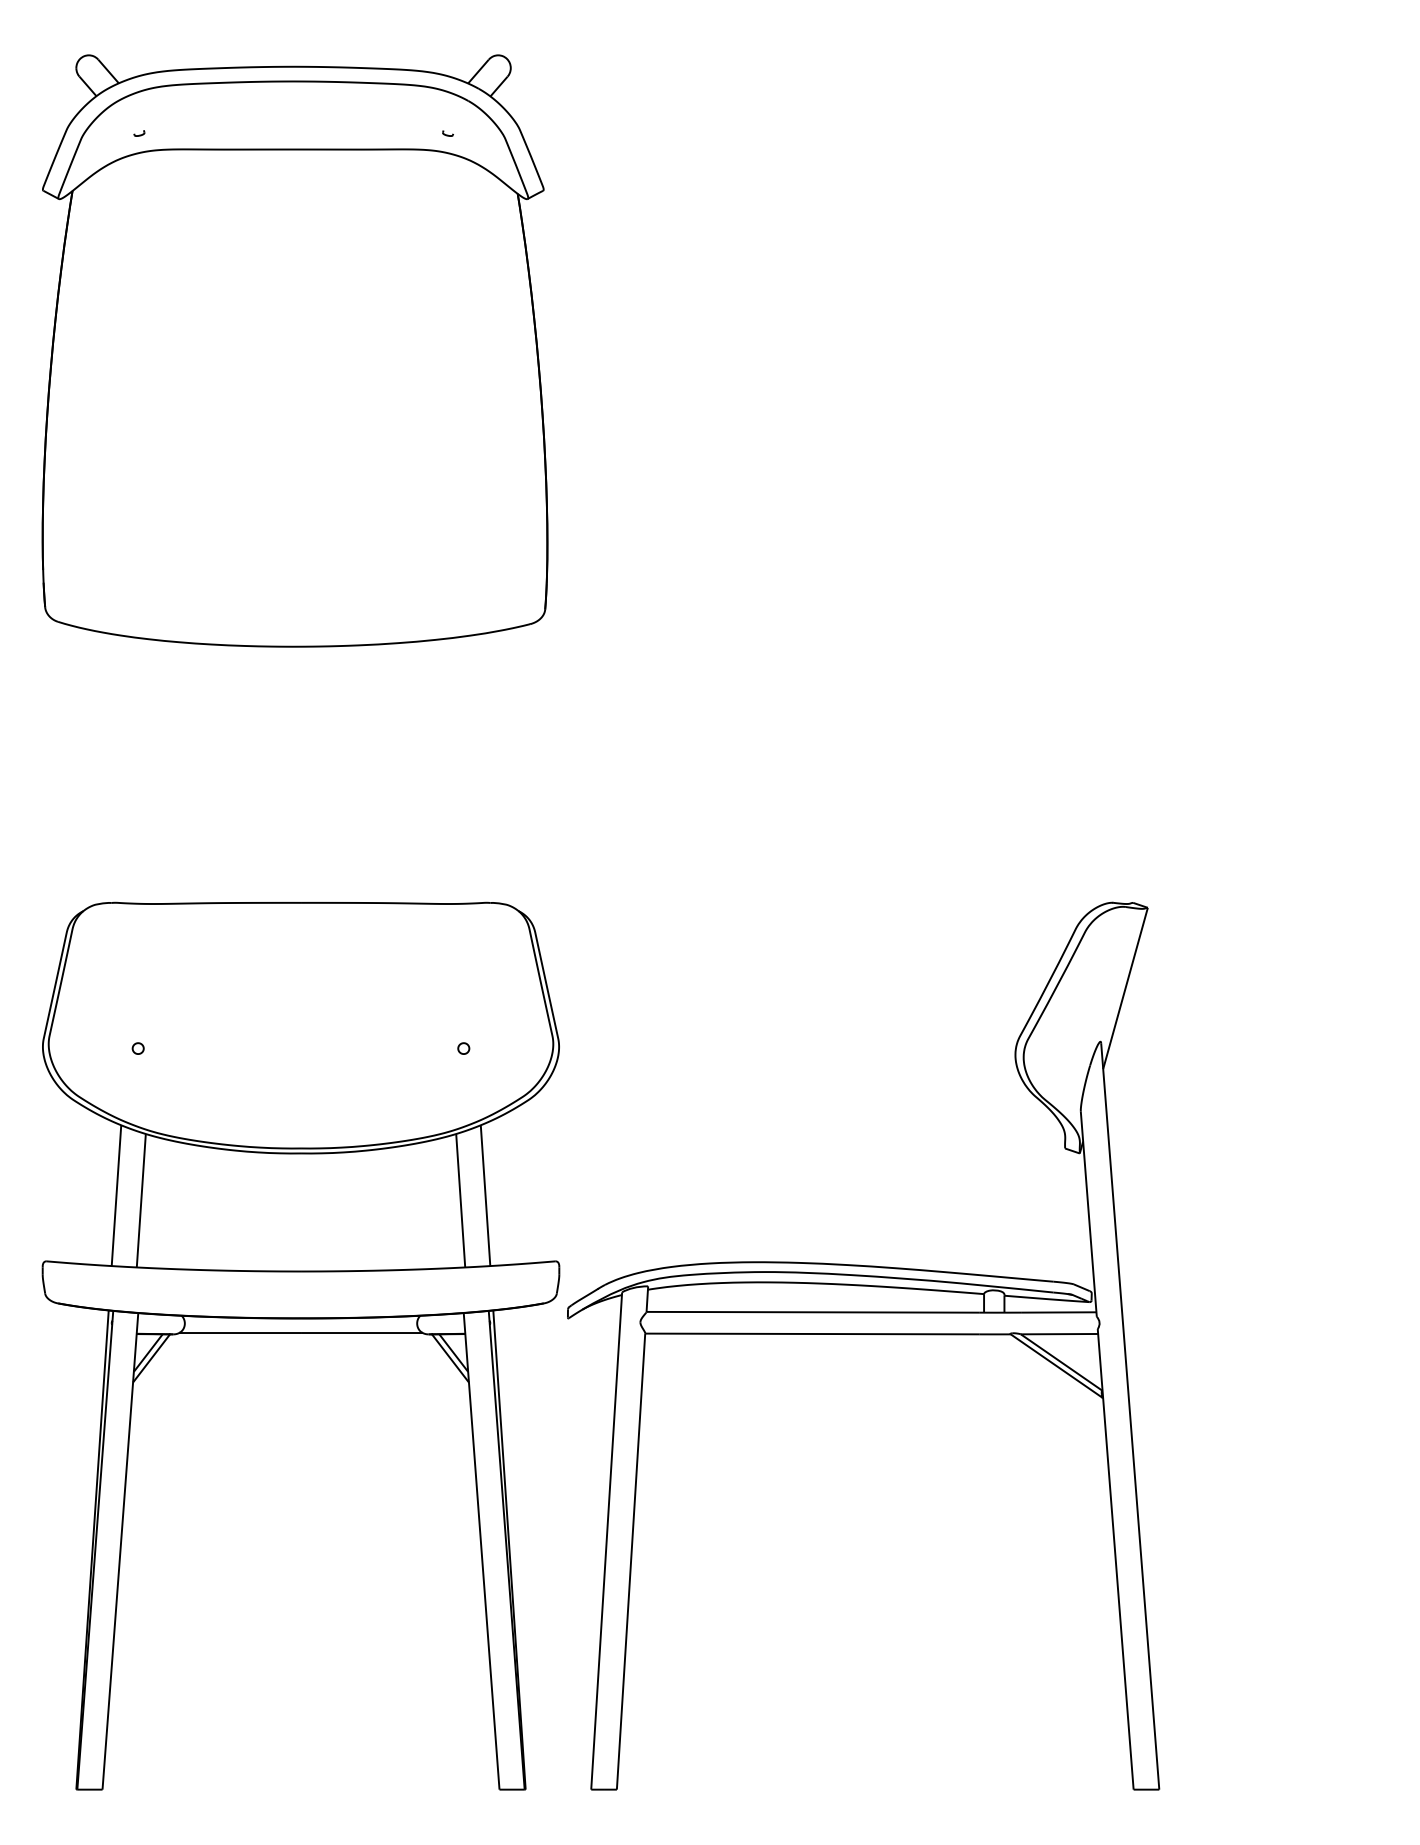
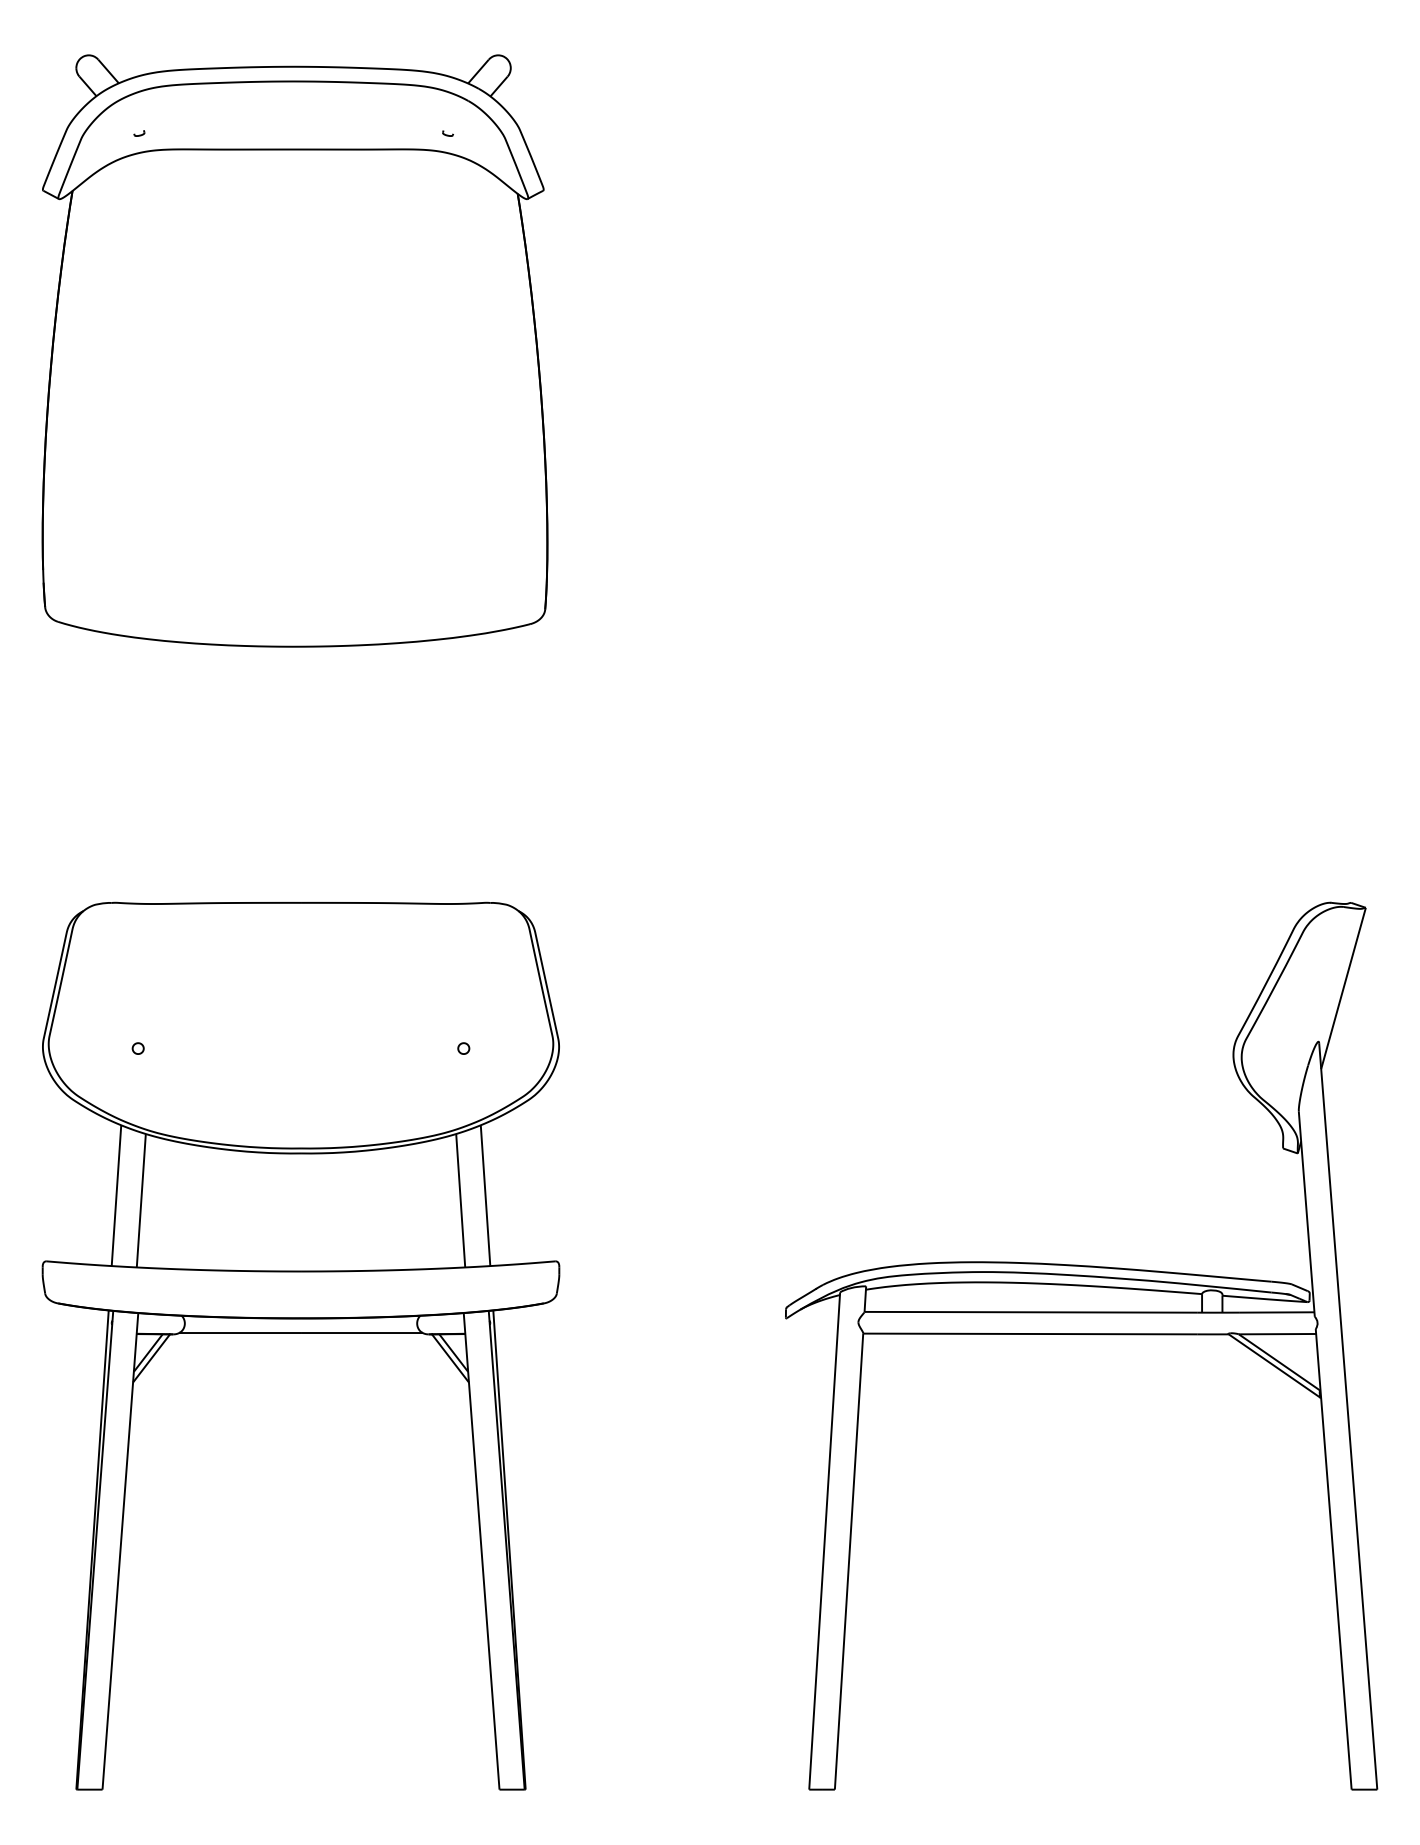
part position: (863, 1334) -> (1081, 1334) (1081, 1334)
